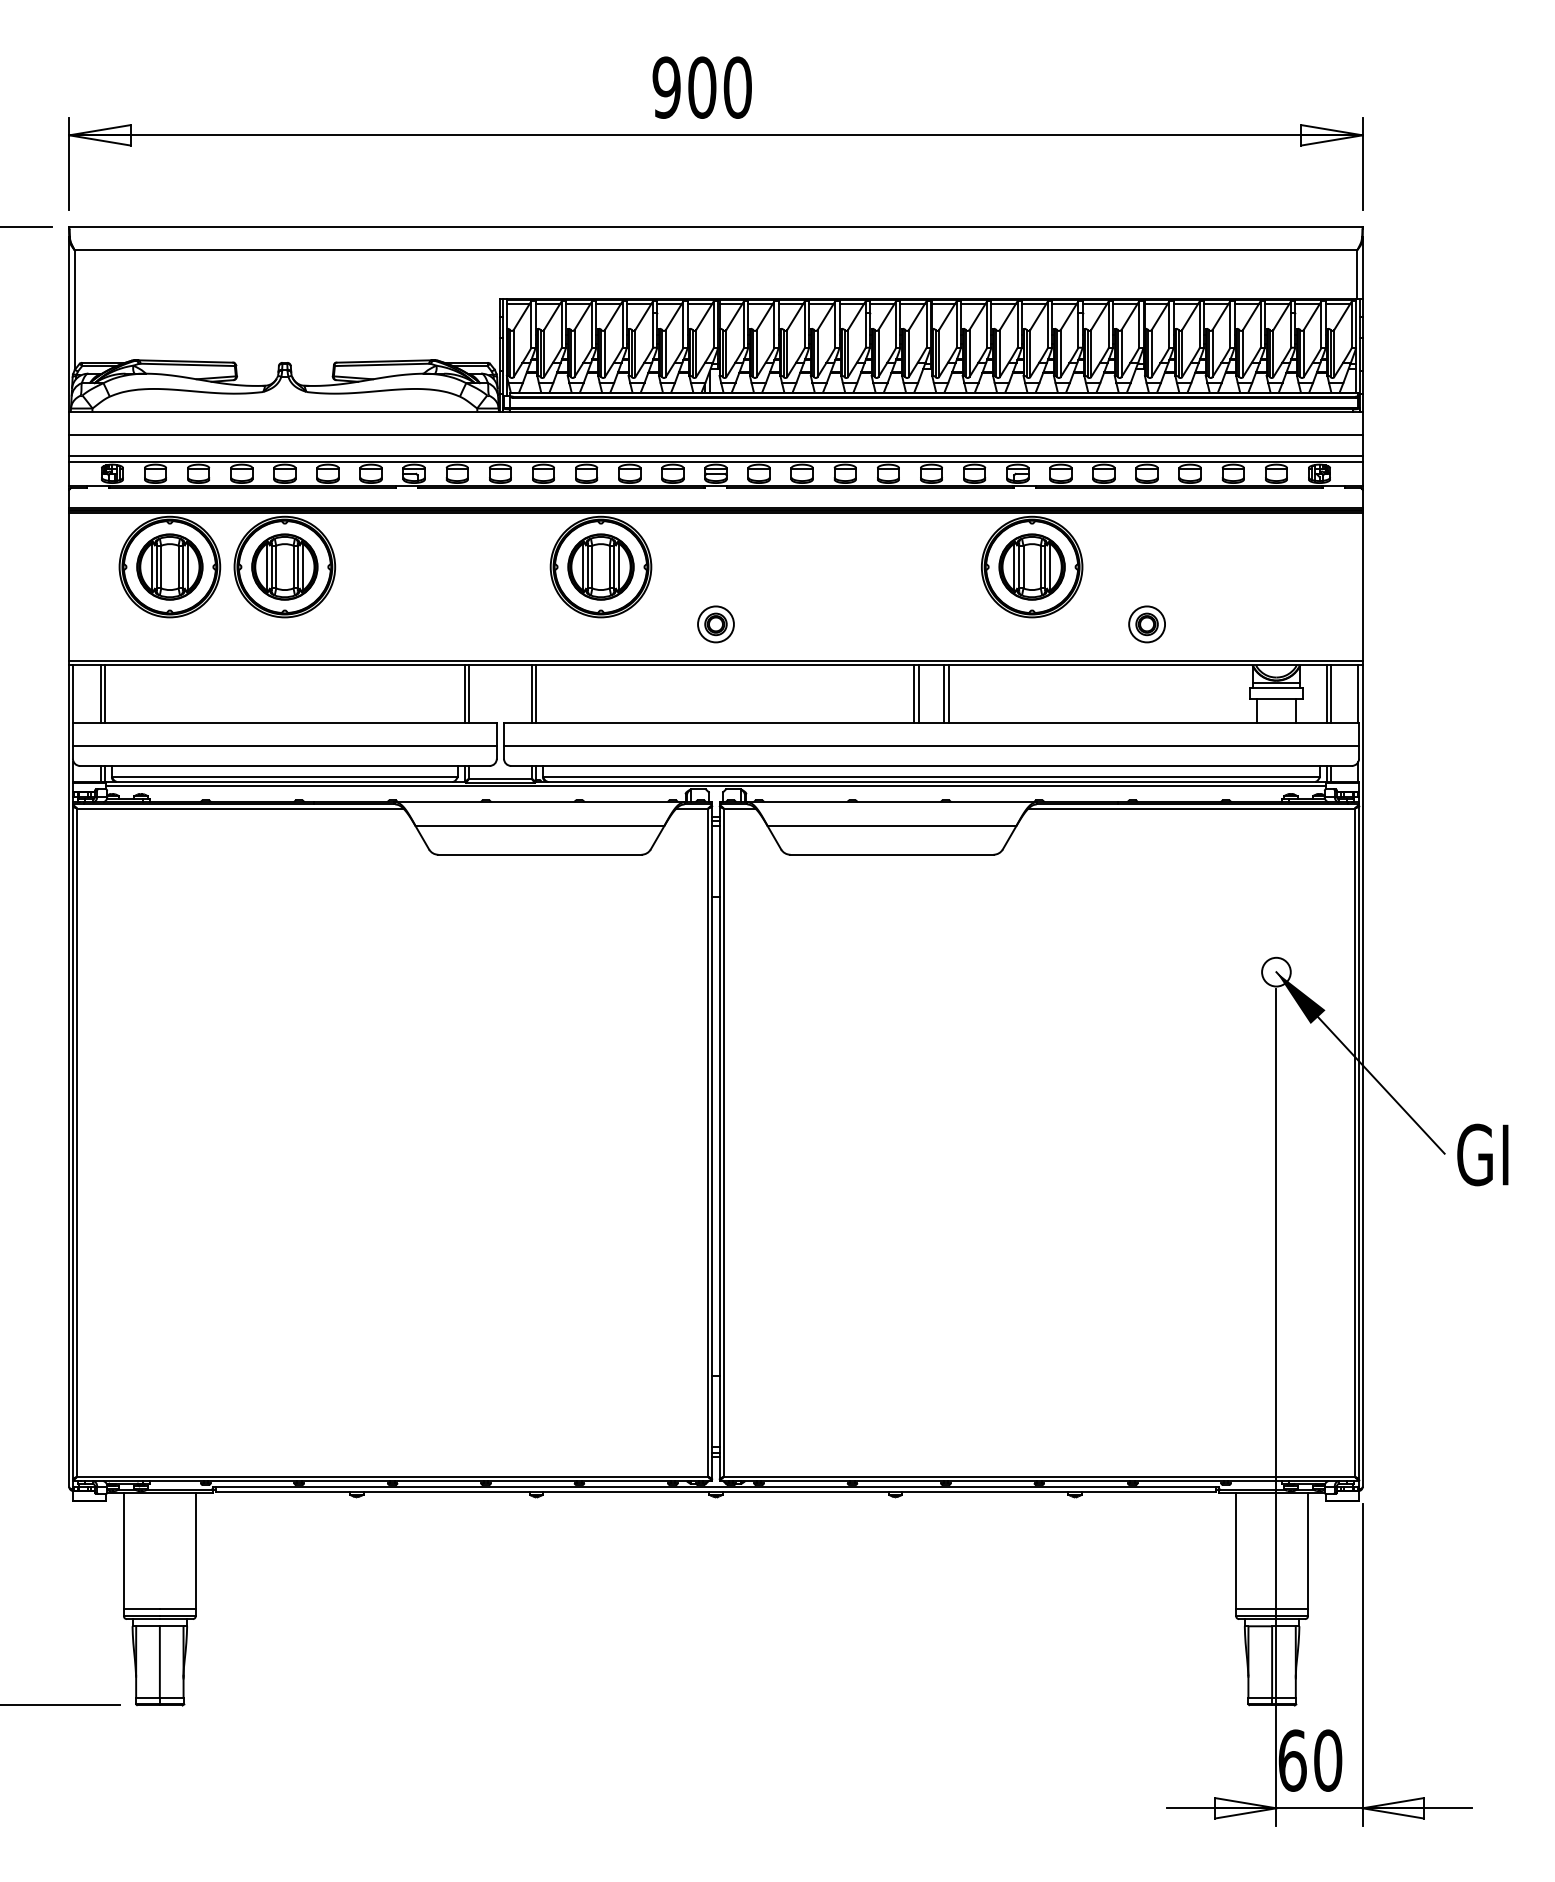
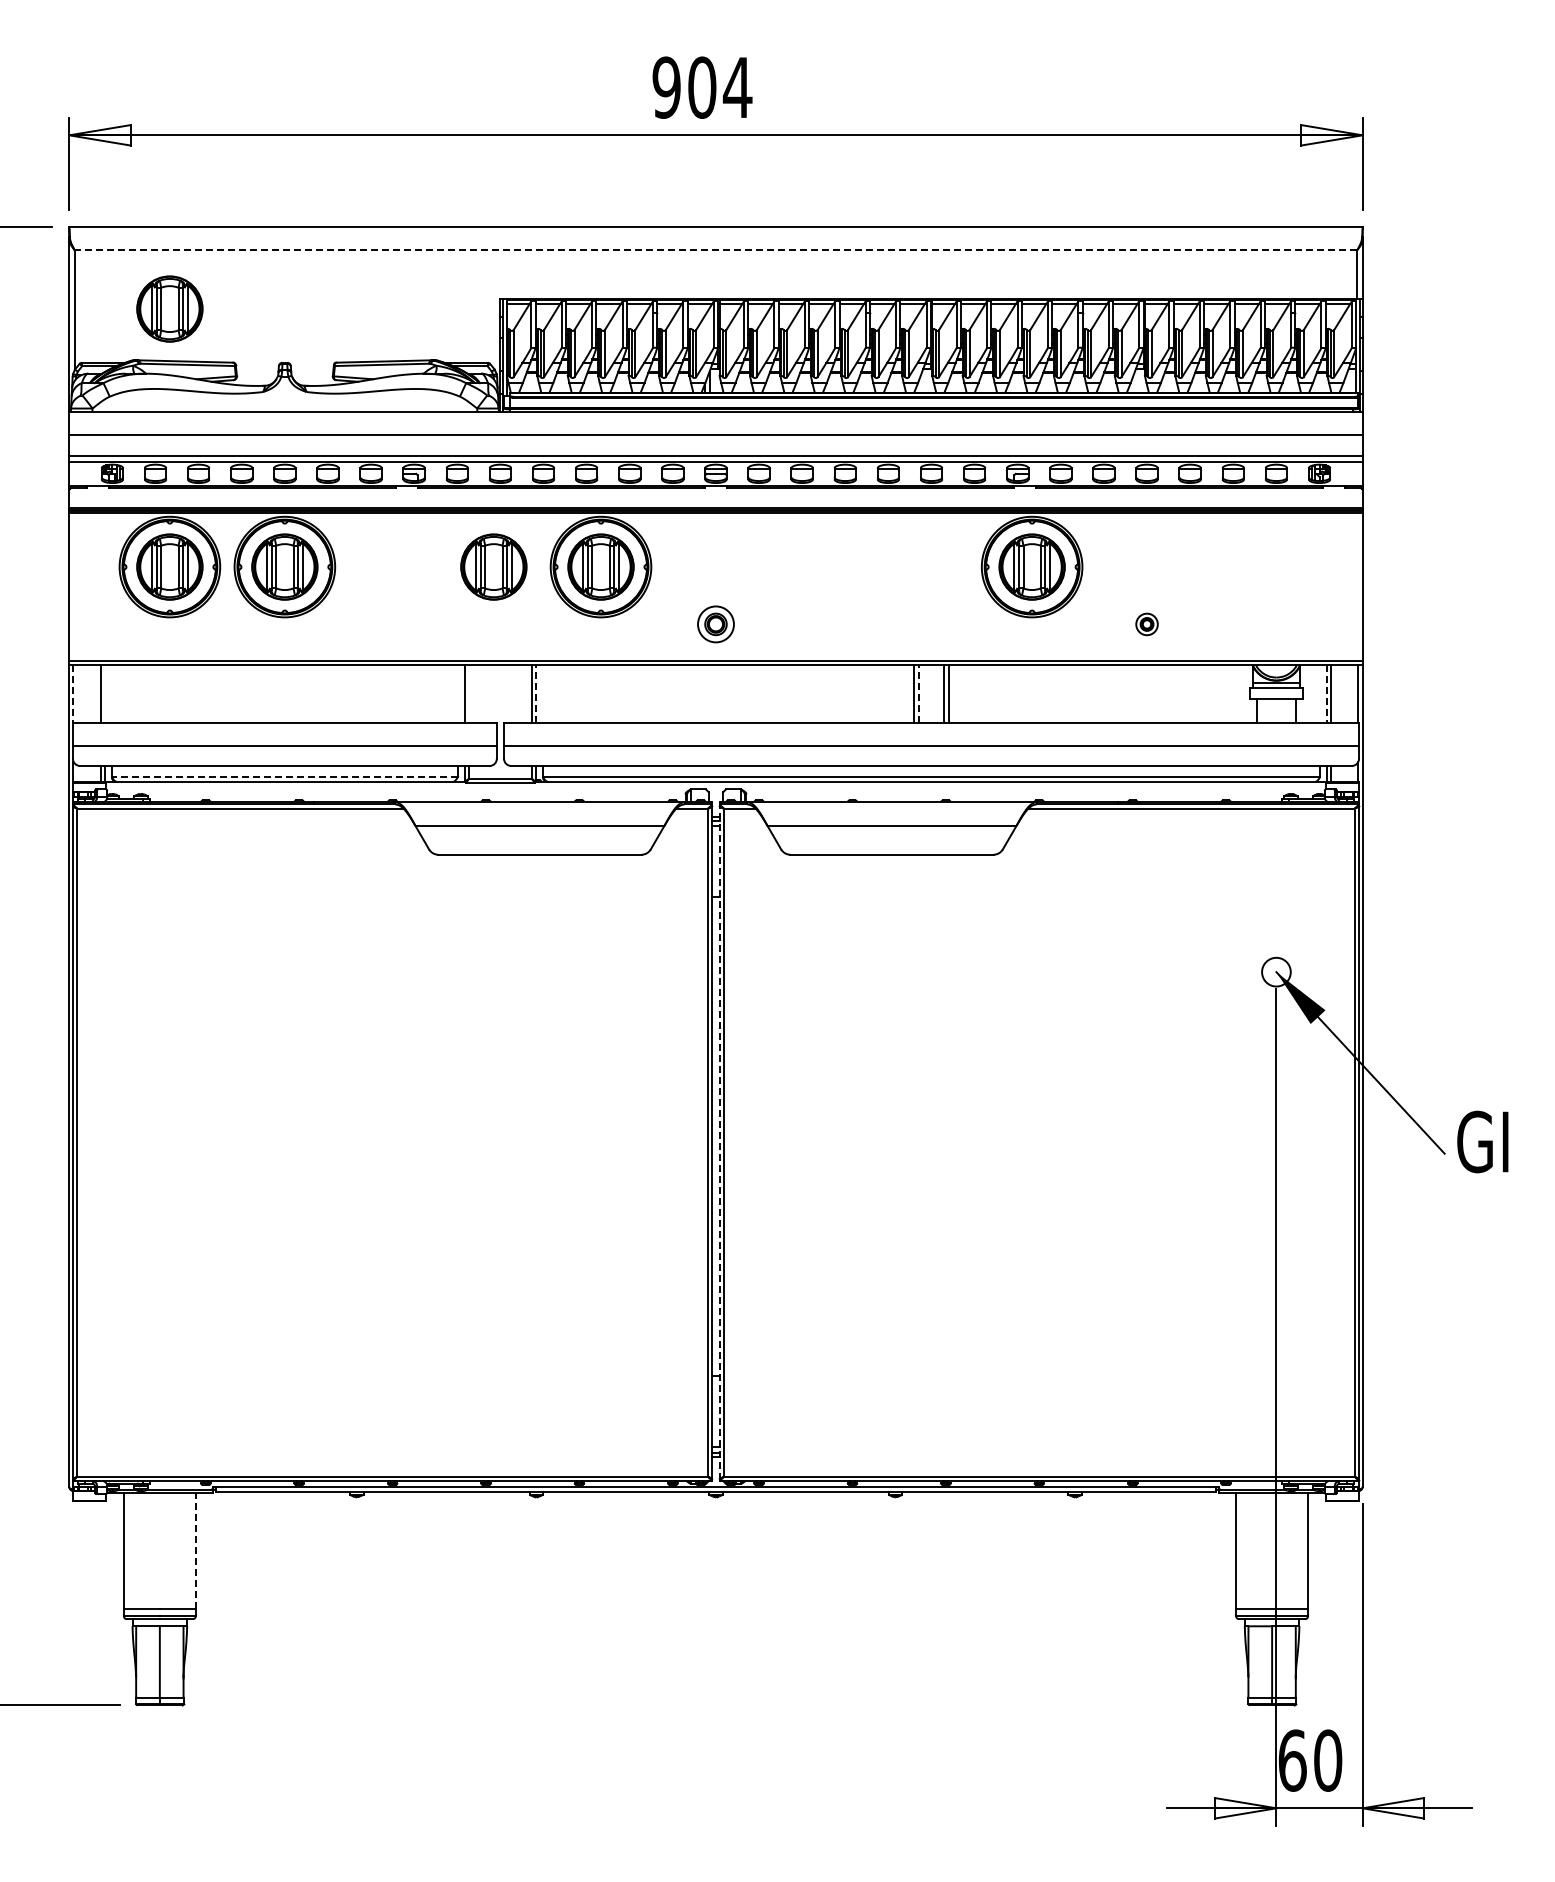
text: 900 -> 904 (737, 87)
line: solid -> dashed (715, 250)
part: none -> present (169, 308)
part: none -> present (493, 566)
part size: 38x39 px -> 24x25 px (1146, 624)
line: solid -> dashed (73, 693)
line: present -> none (105, 693)
line: present -> none (468, 693)
line: solid -> dashed (536, 693)
line: solid -> dashed (918, 693)
line: solid -> dashed (1326, 693)
line: solid -> dashed (284, 777)
line: present -> none (715, 785)
line: solid -> dashed (719, 1142)
text position: (1482, 1154) -> (1482, 1141) (1482, 1141)
line: solid -> dashed (195, 1550)
